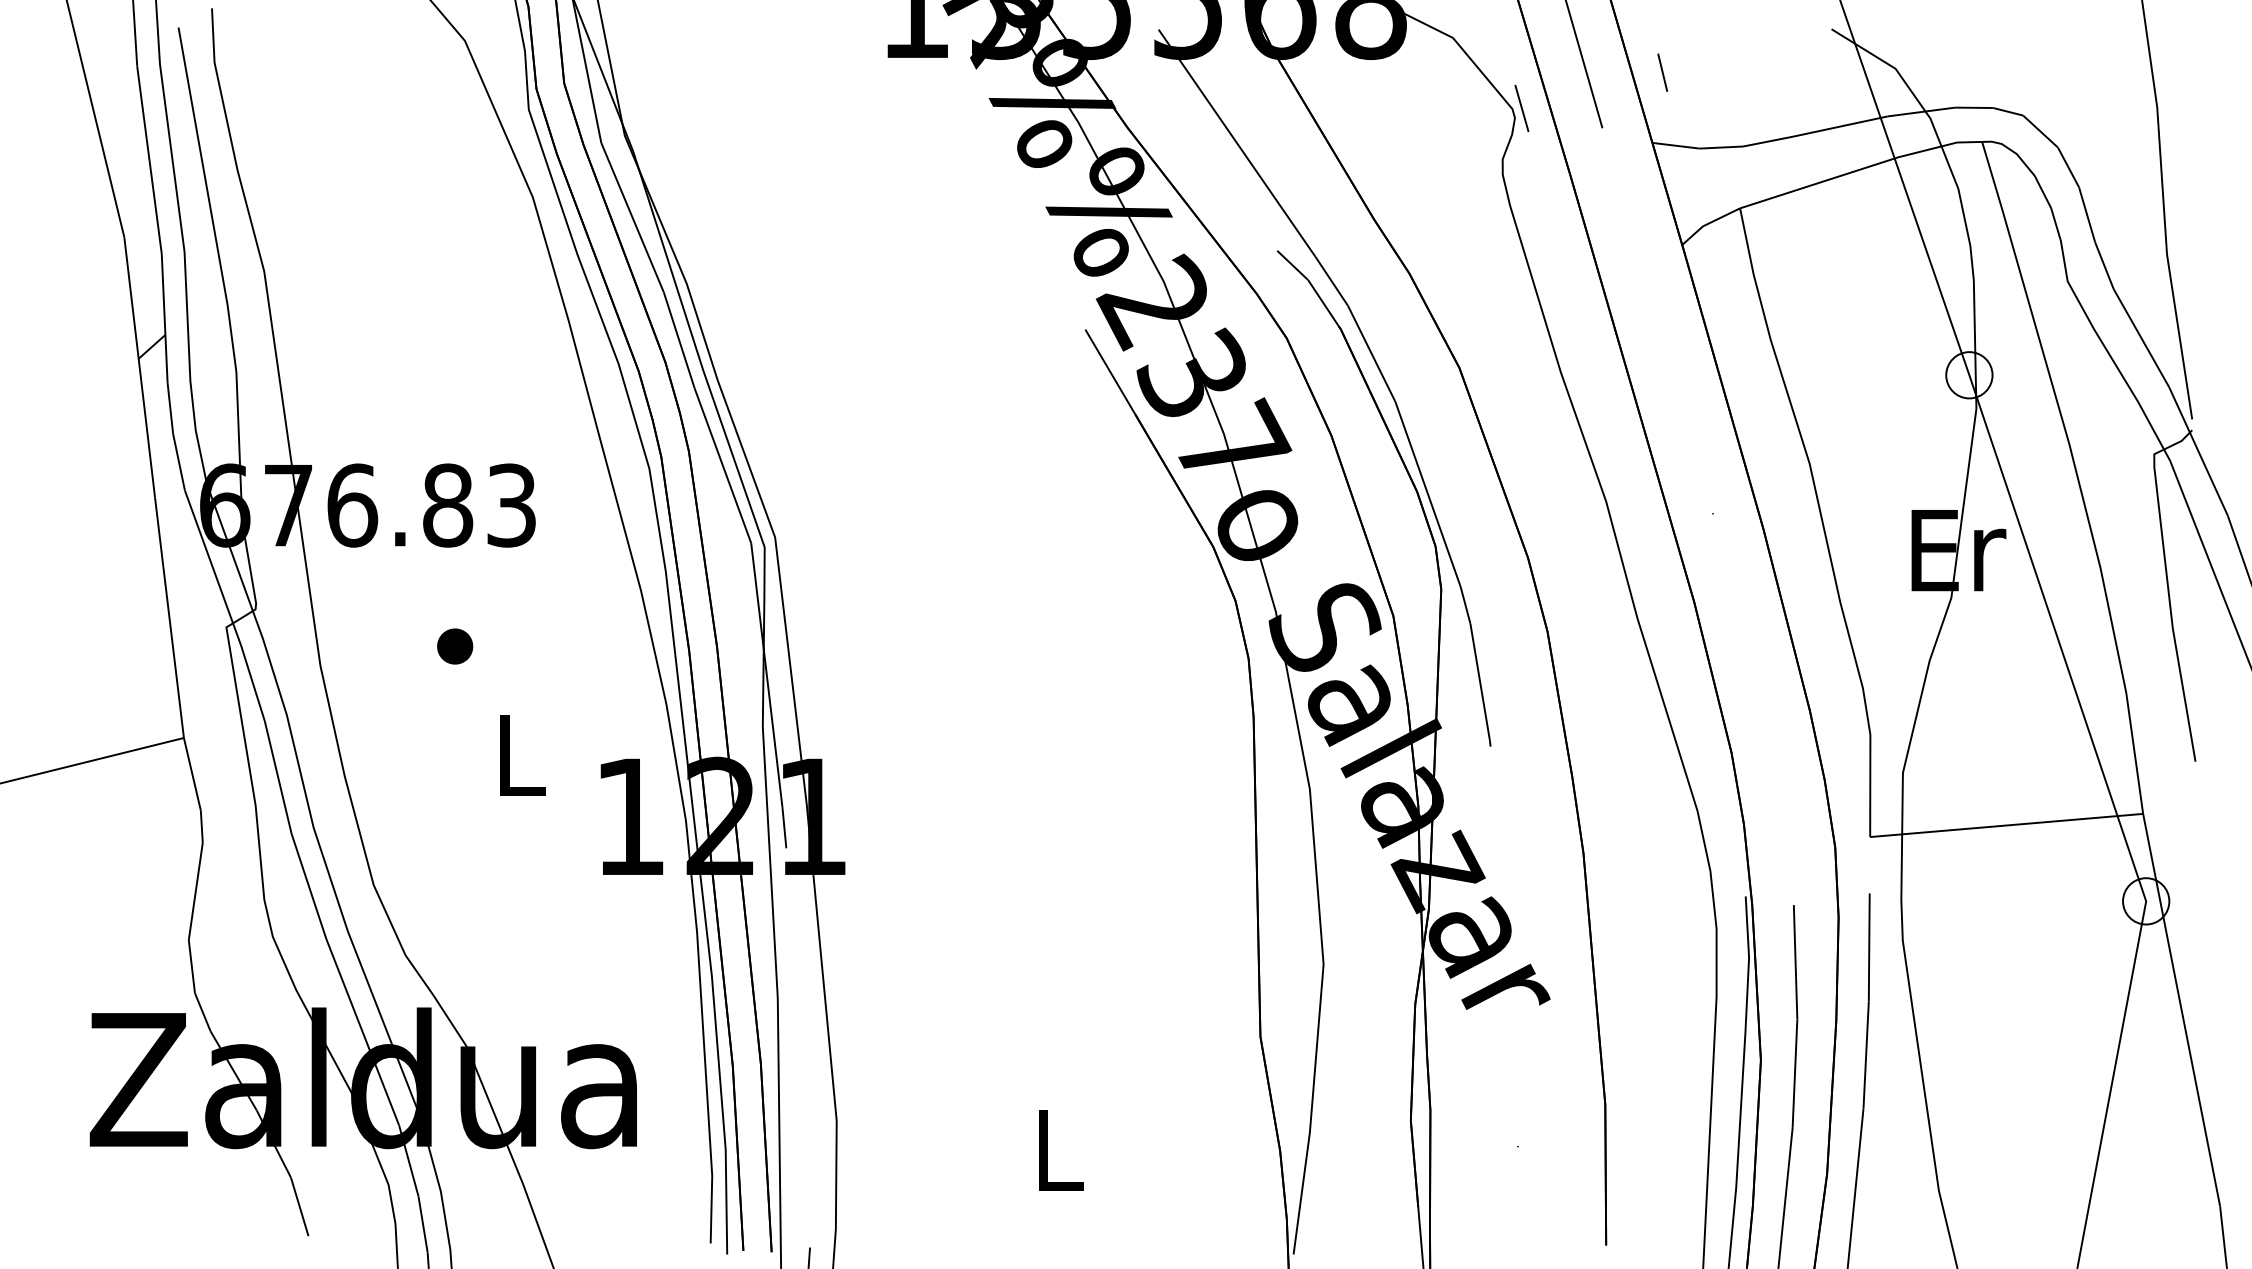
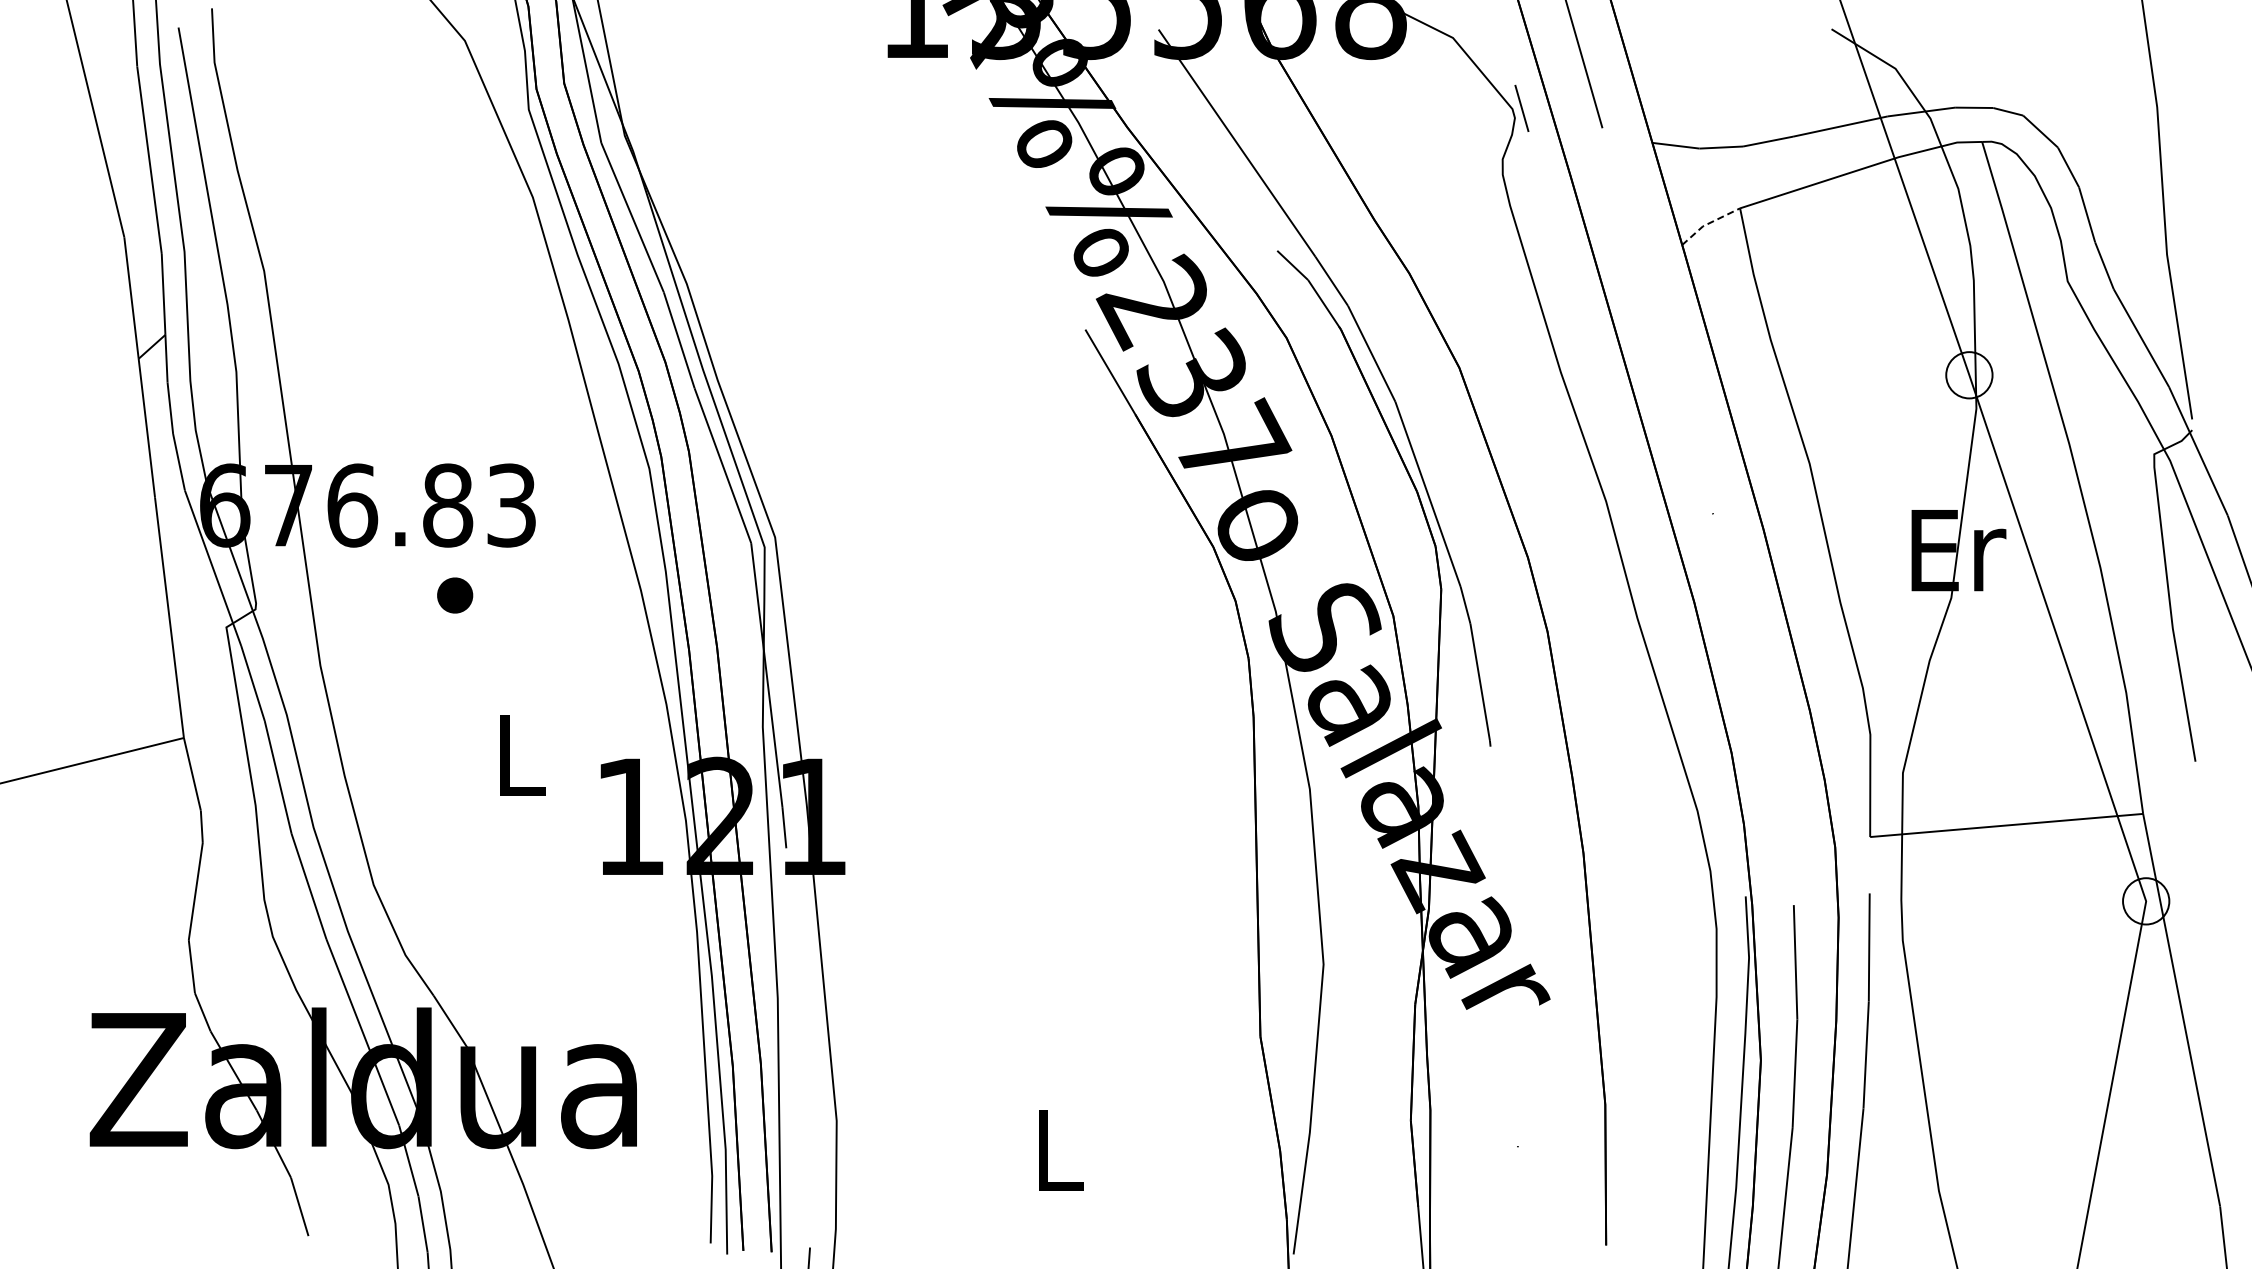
line: present -> none (1662, 72)
line: solid -> dashed (1709, 223)
part position: (455, 646) -> (455, 595) (455, 595)
